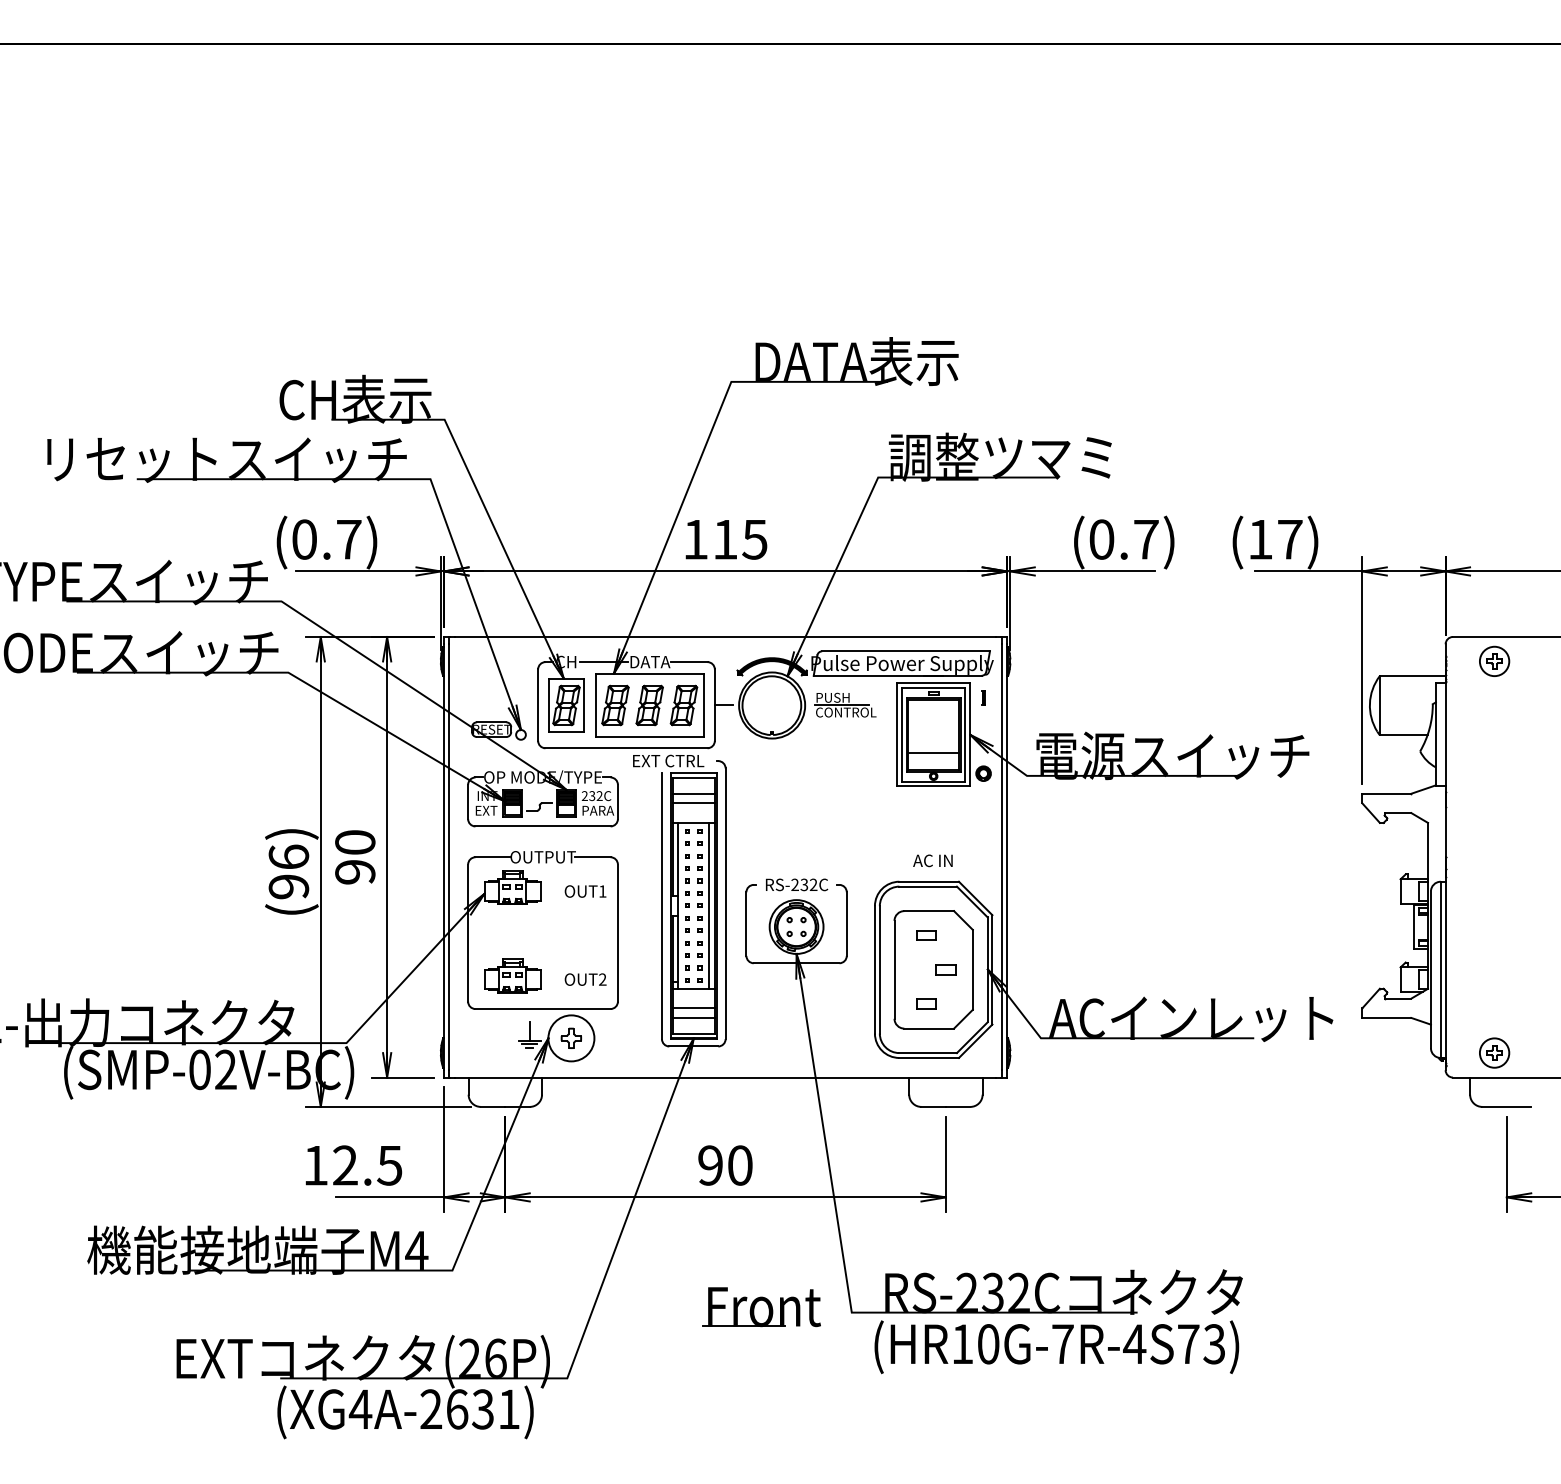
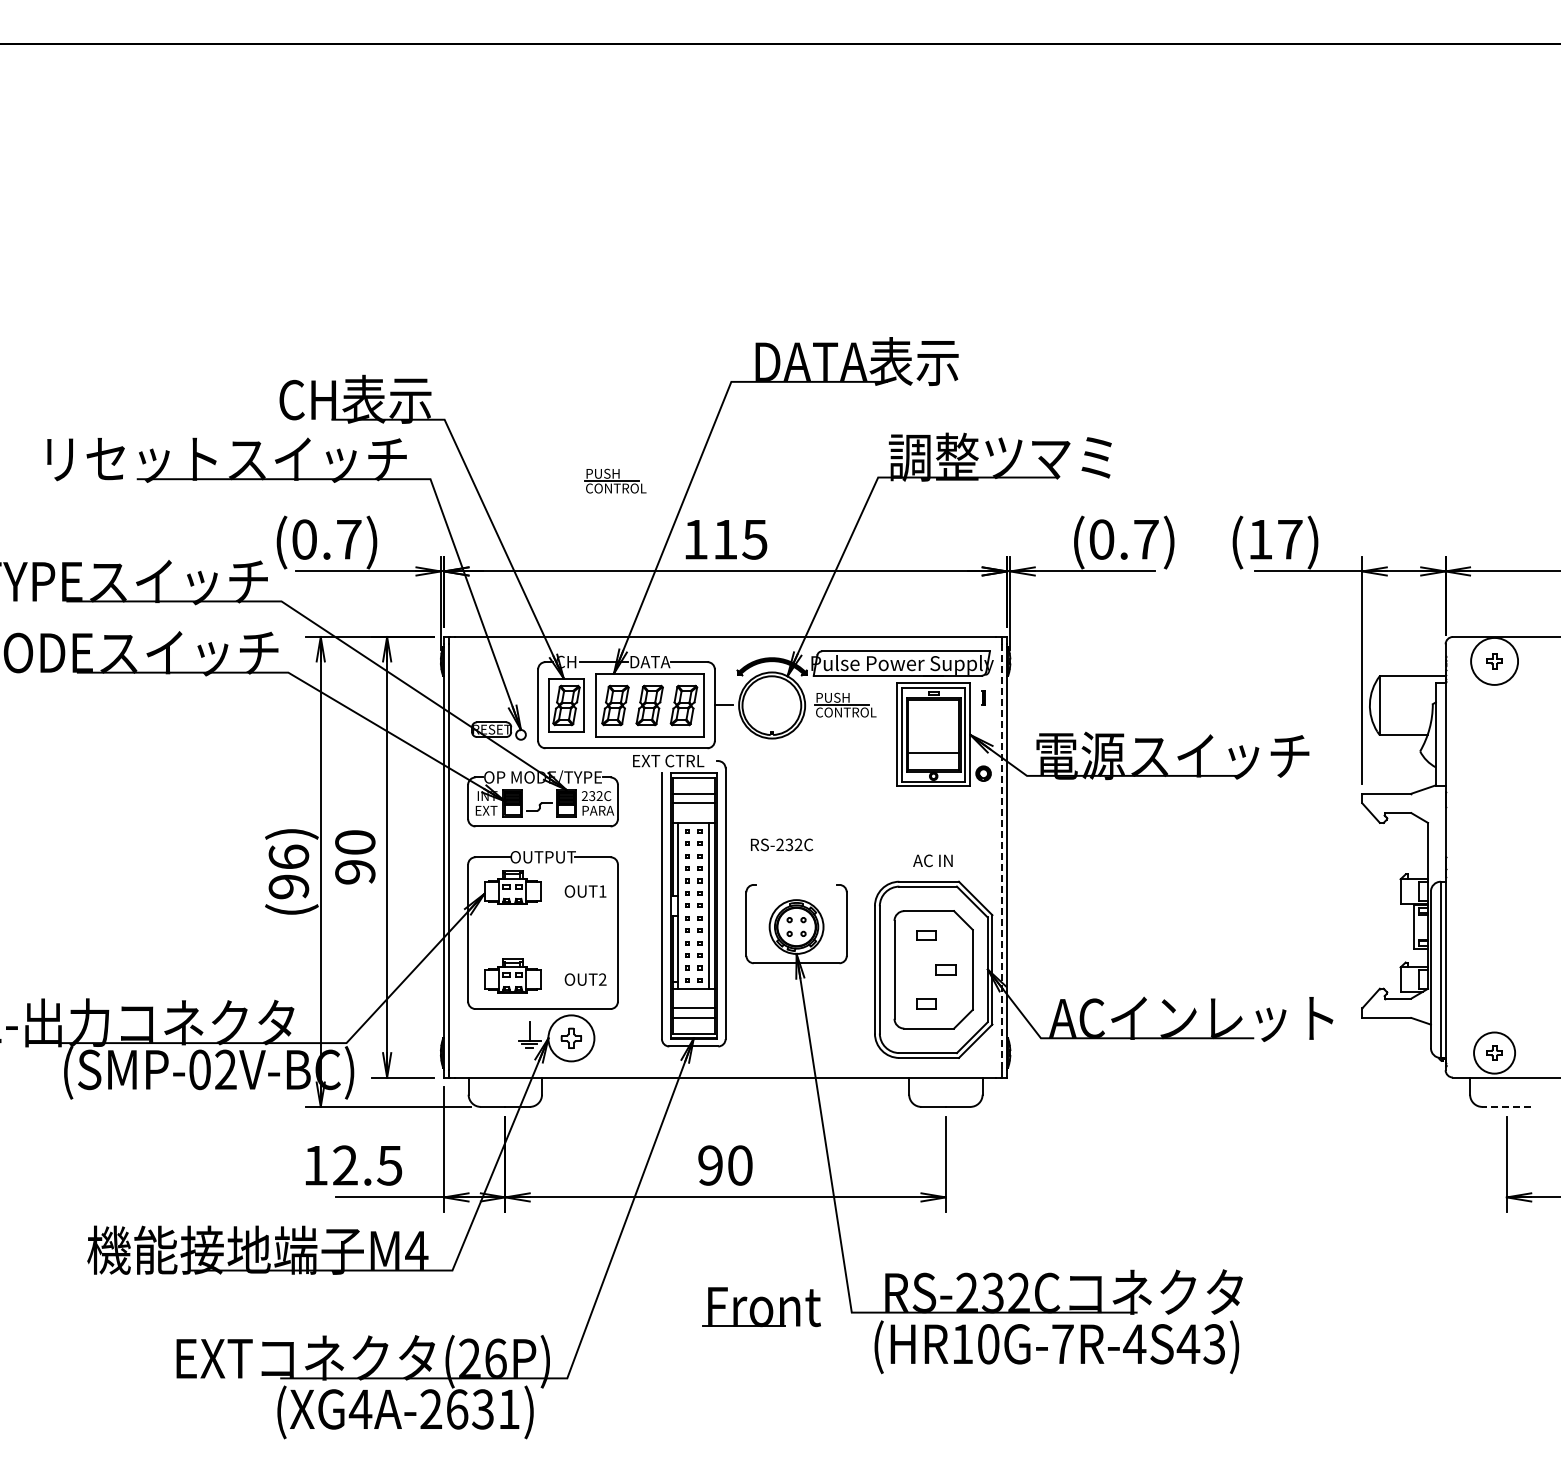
part: none -> present (615, 480)
circle diameter: 29 px -> 47 px (1494, 660)
line: solid -> dashed (1002, 857)
text position: (797, 884) -> (782, 844) (782, 844)
circle diameter: 29 px -> 41 px (1494, 1052)
line: solid -> dashed (1506, 1106)
text: (HR10G-7R-4S73) -> (HR10G-7R-4S43) (1188, 1343)
